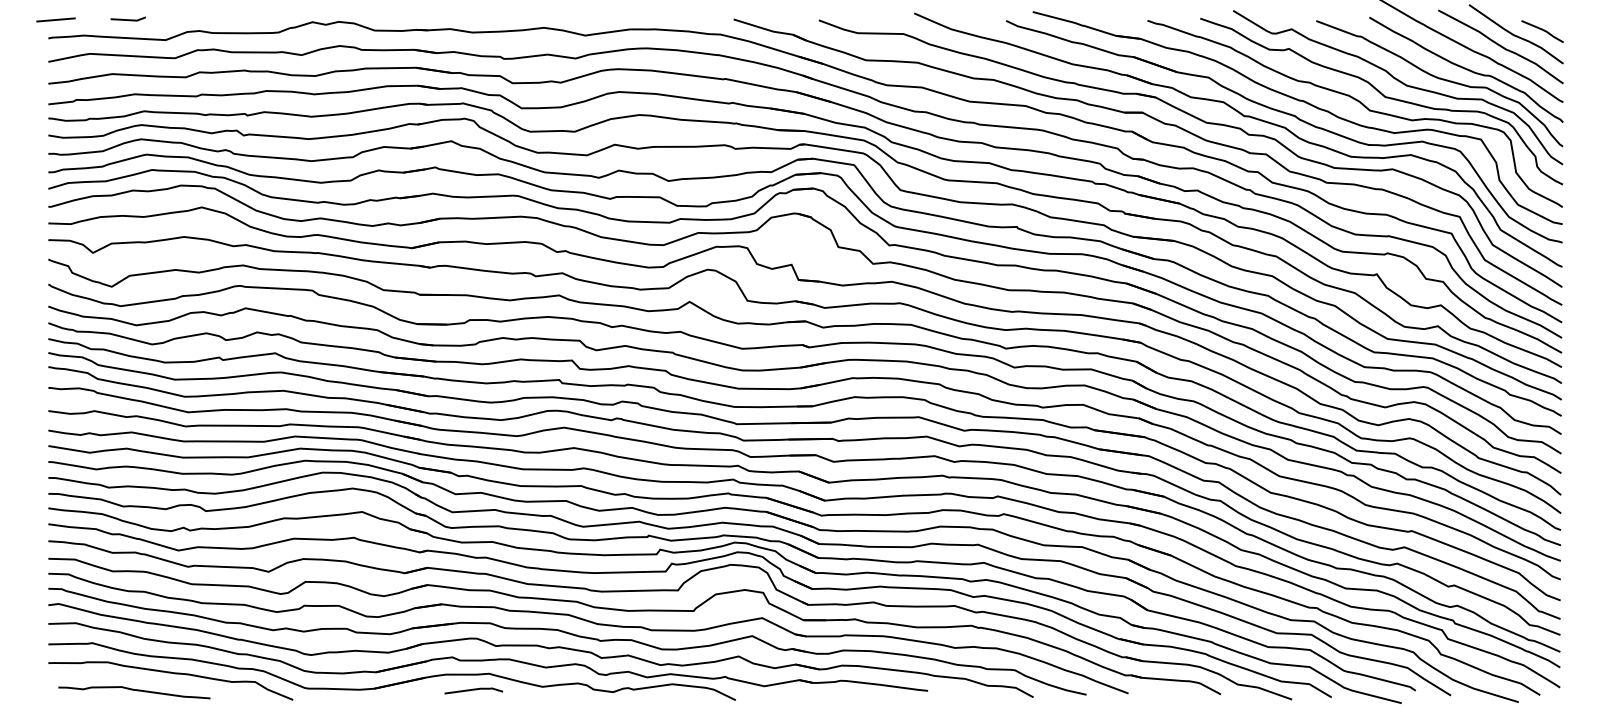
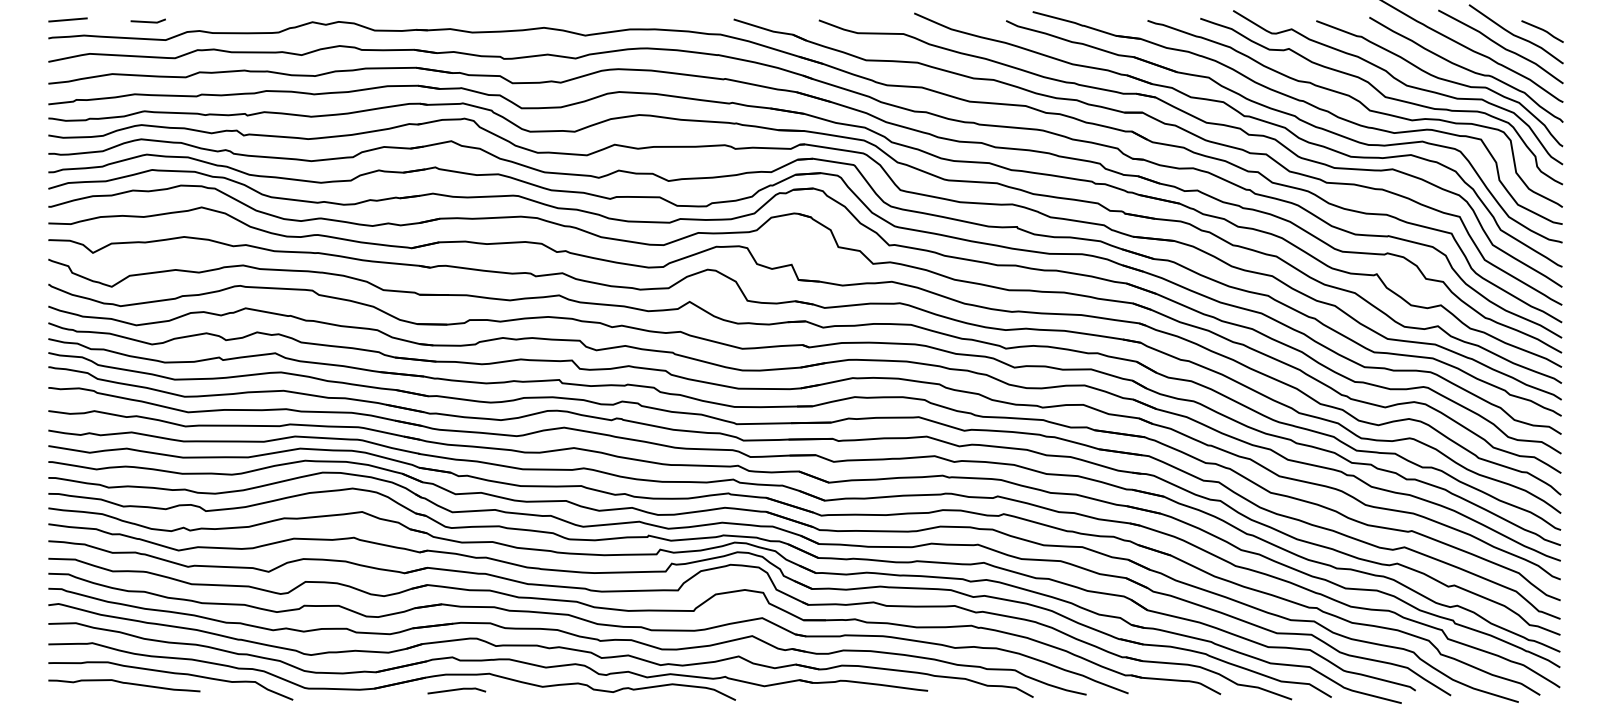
line position: (55, 19) -> (67, 19) (67, 19)
line position: (127, 19) -> (147, 21) (147, 21)
curve position: (134, 690) -> (124, 683) (124, 683)
line position: (473, 690) -> (456, 690) (456, 690)
